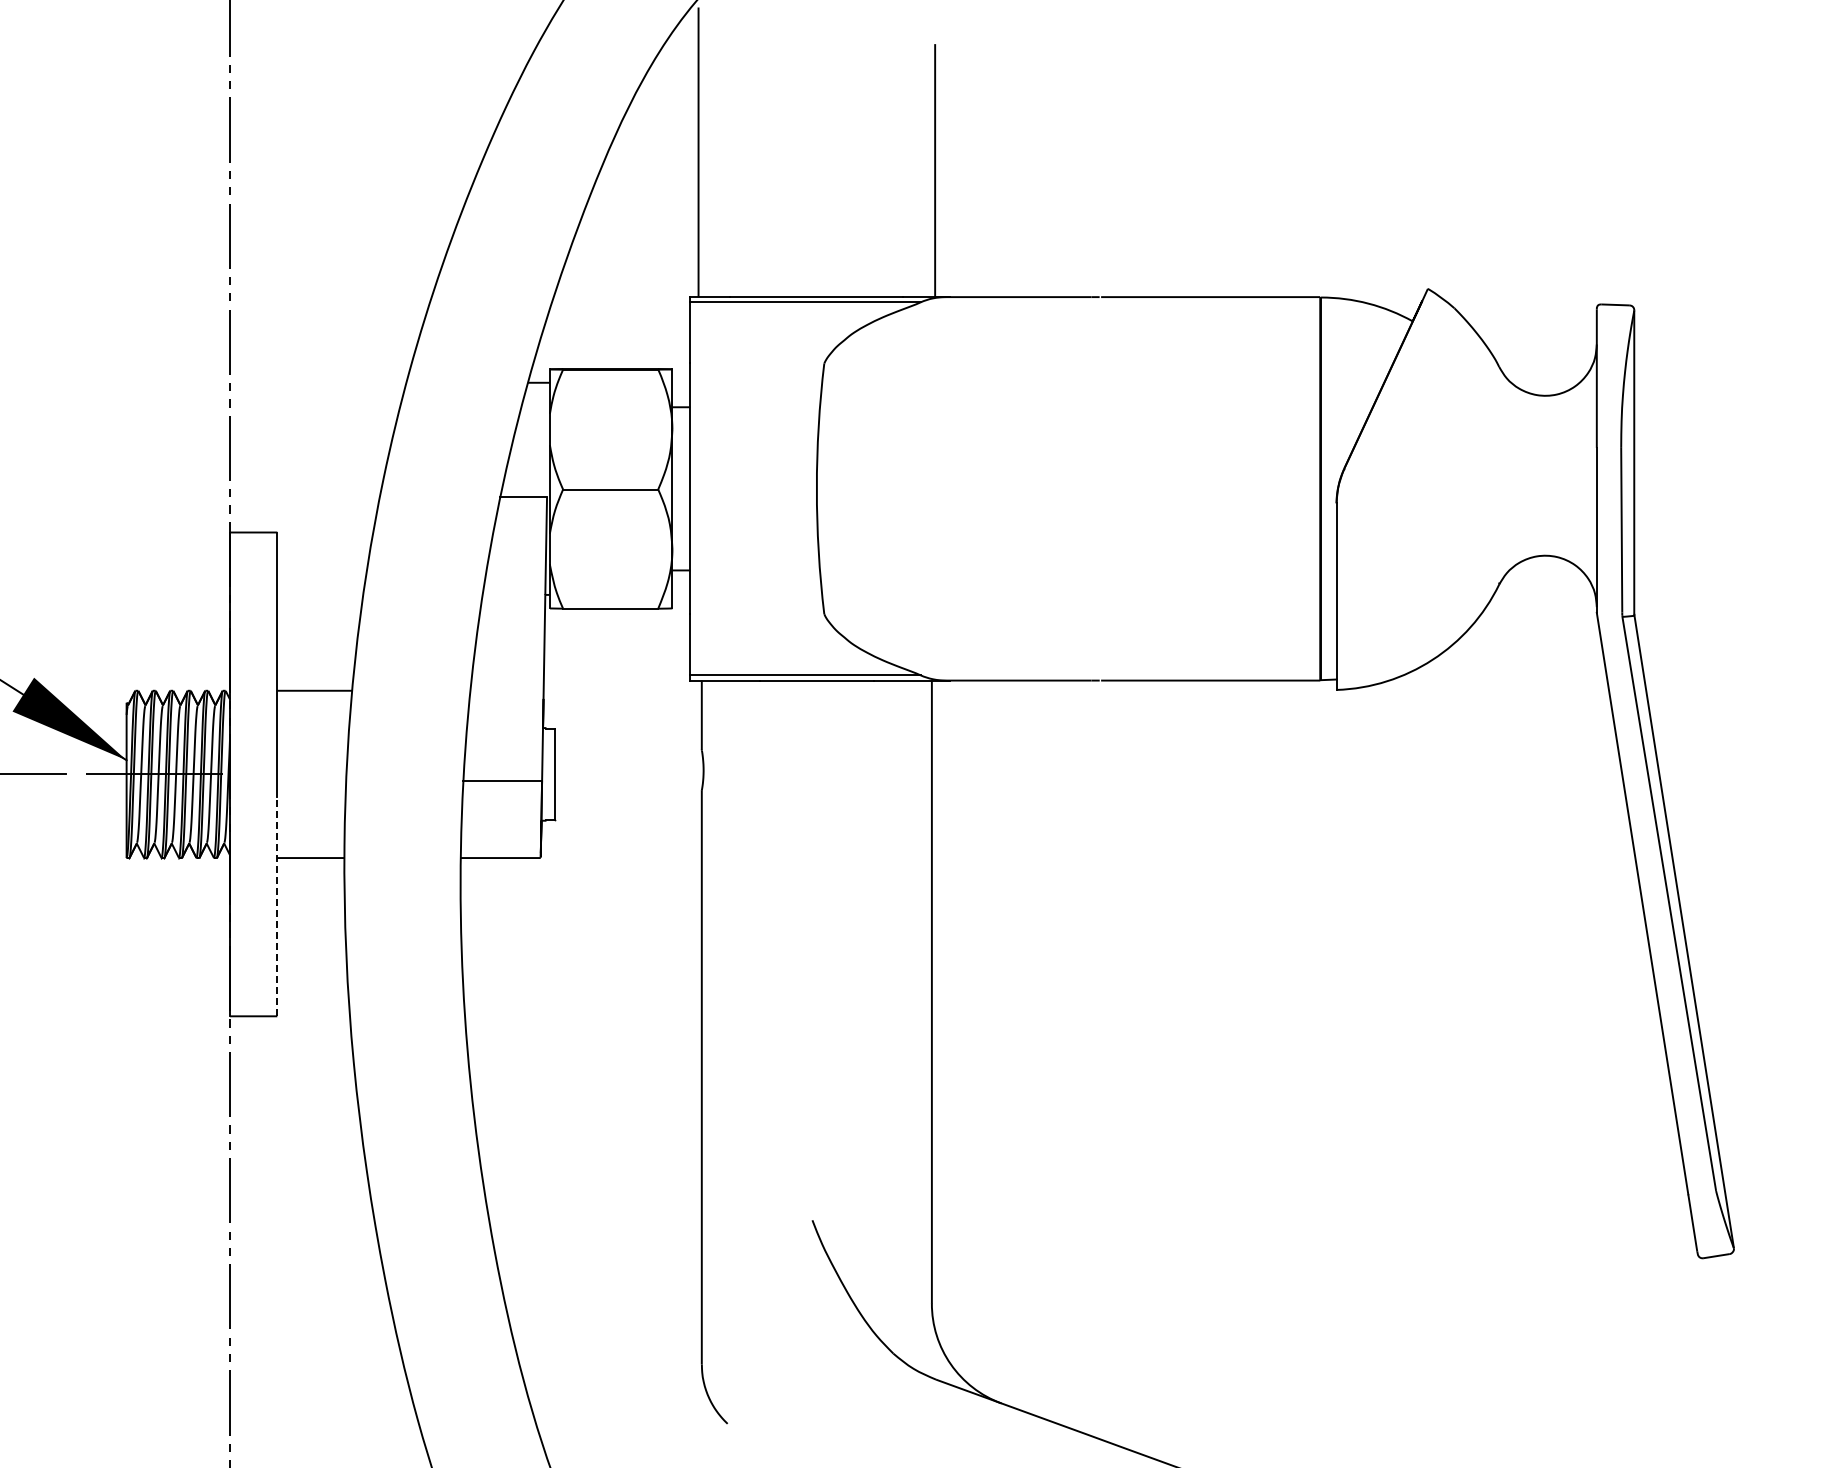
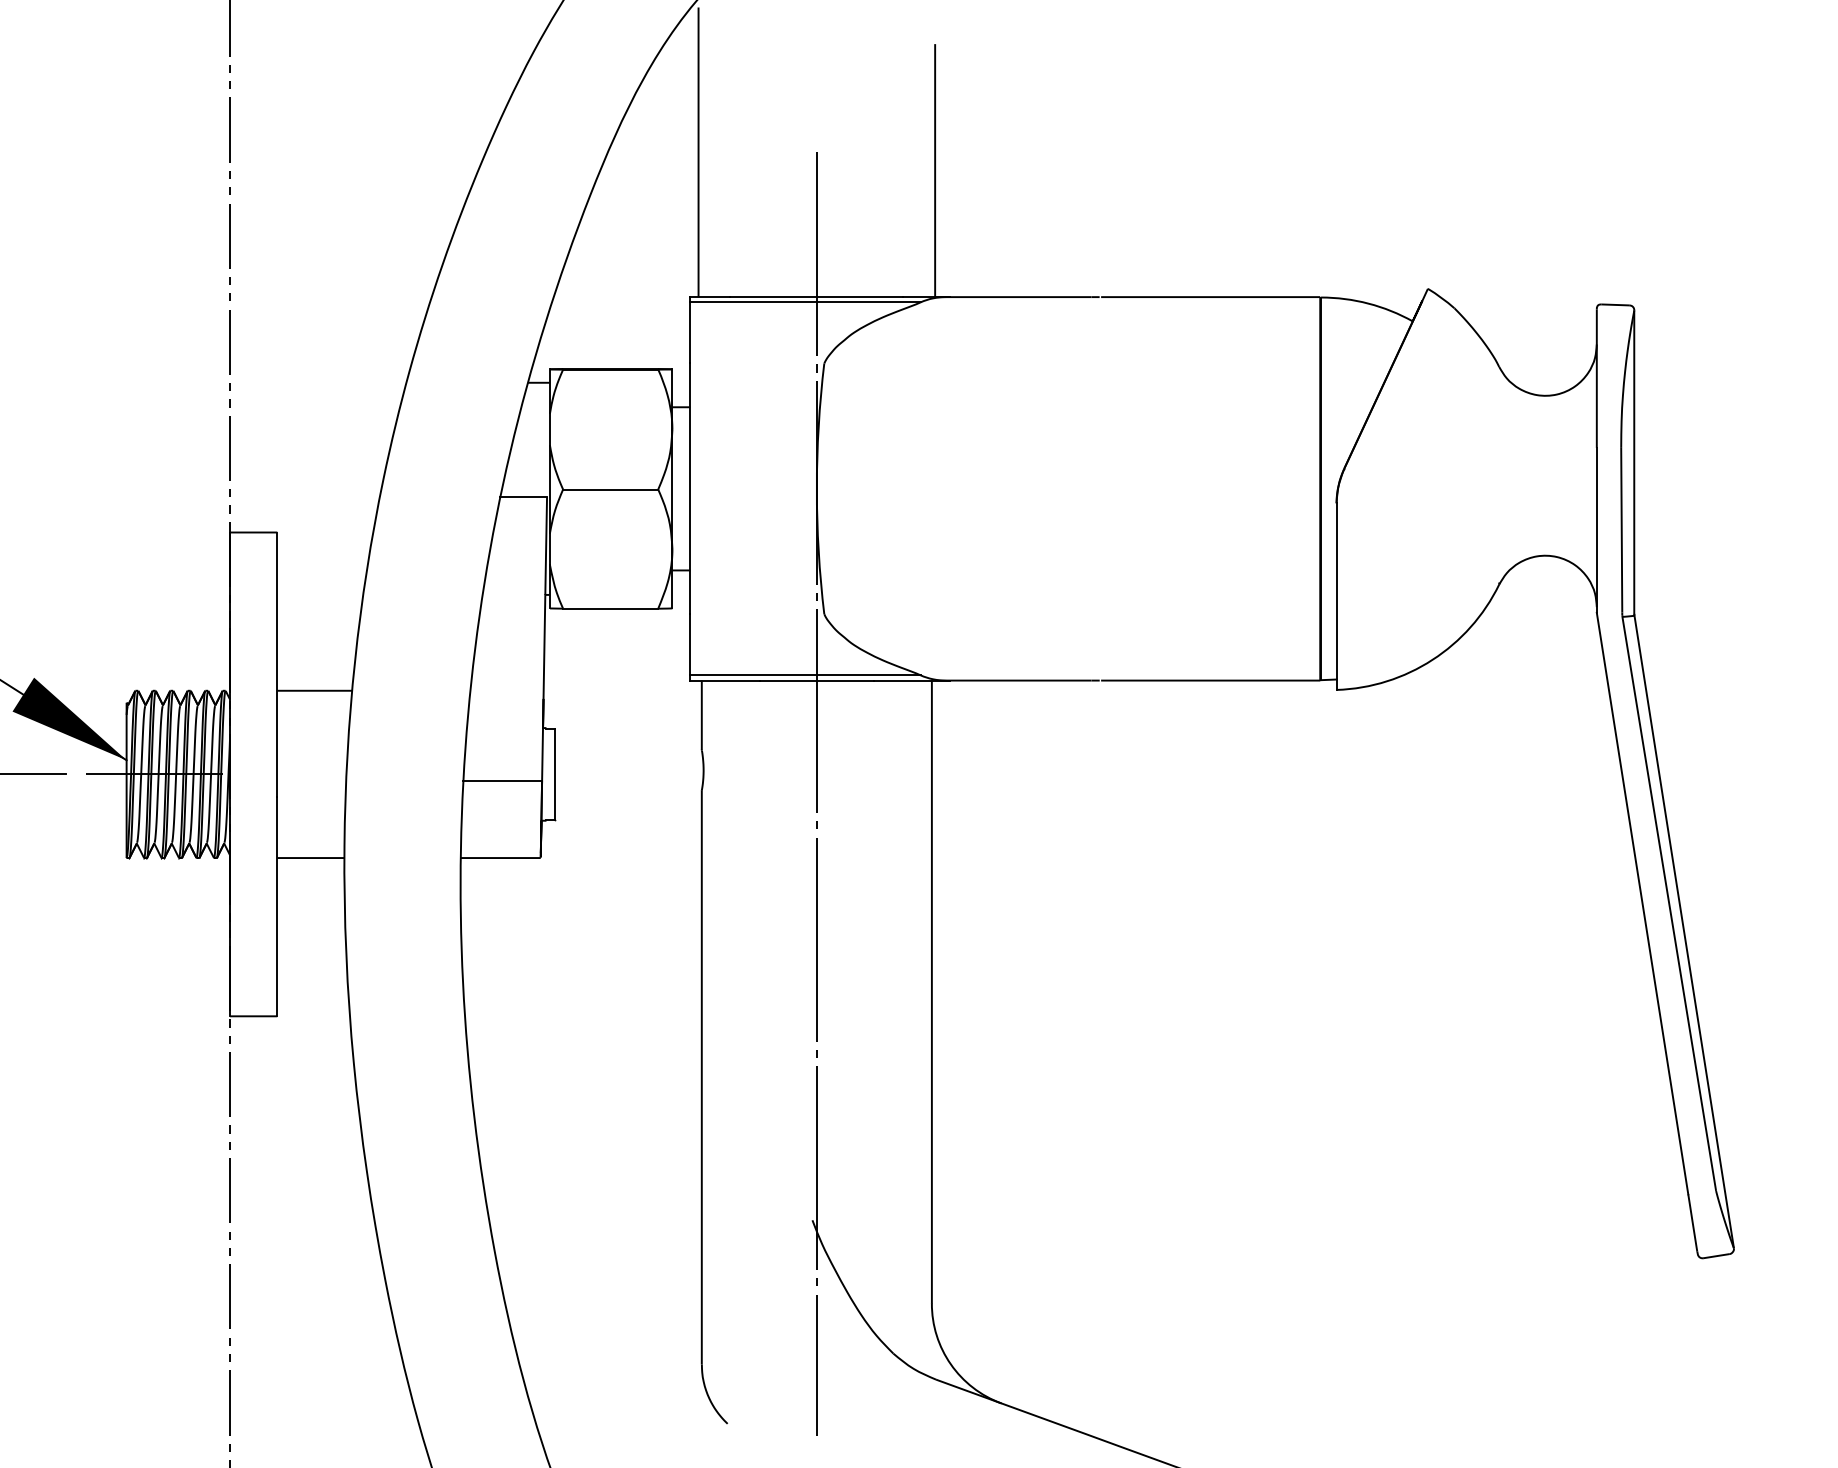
line: none -> present (816, 794)
line: dashed -> solid (277, 906)
